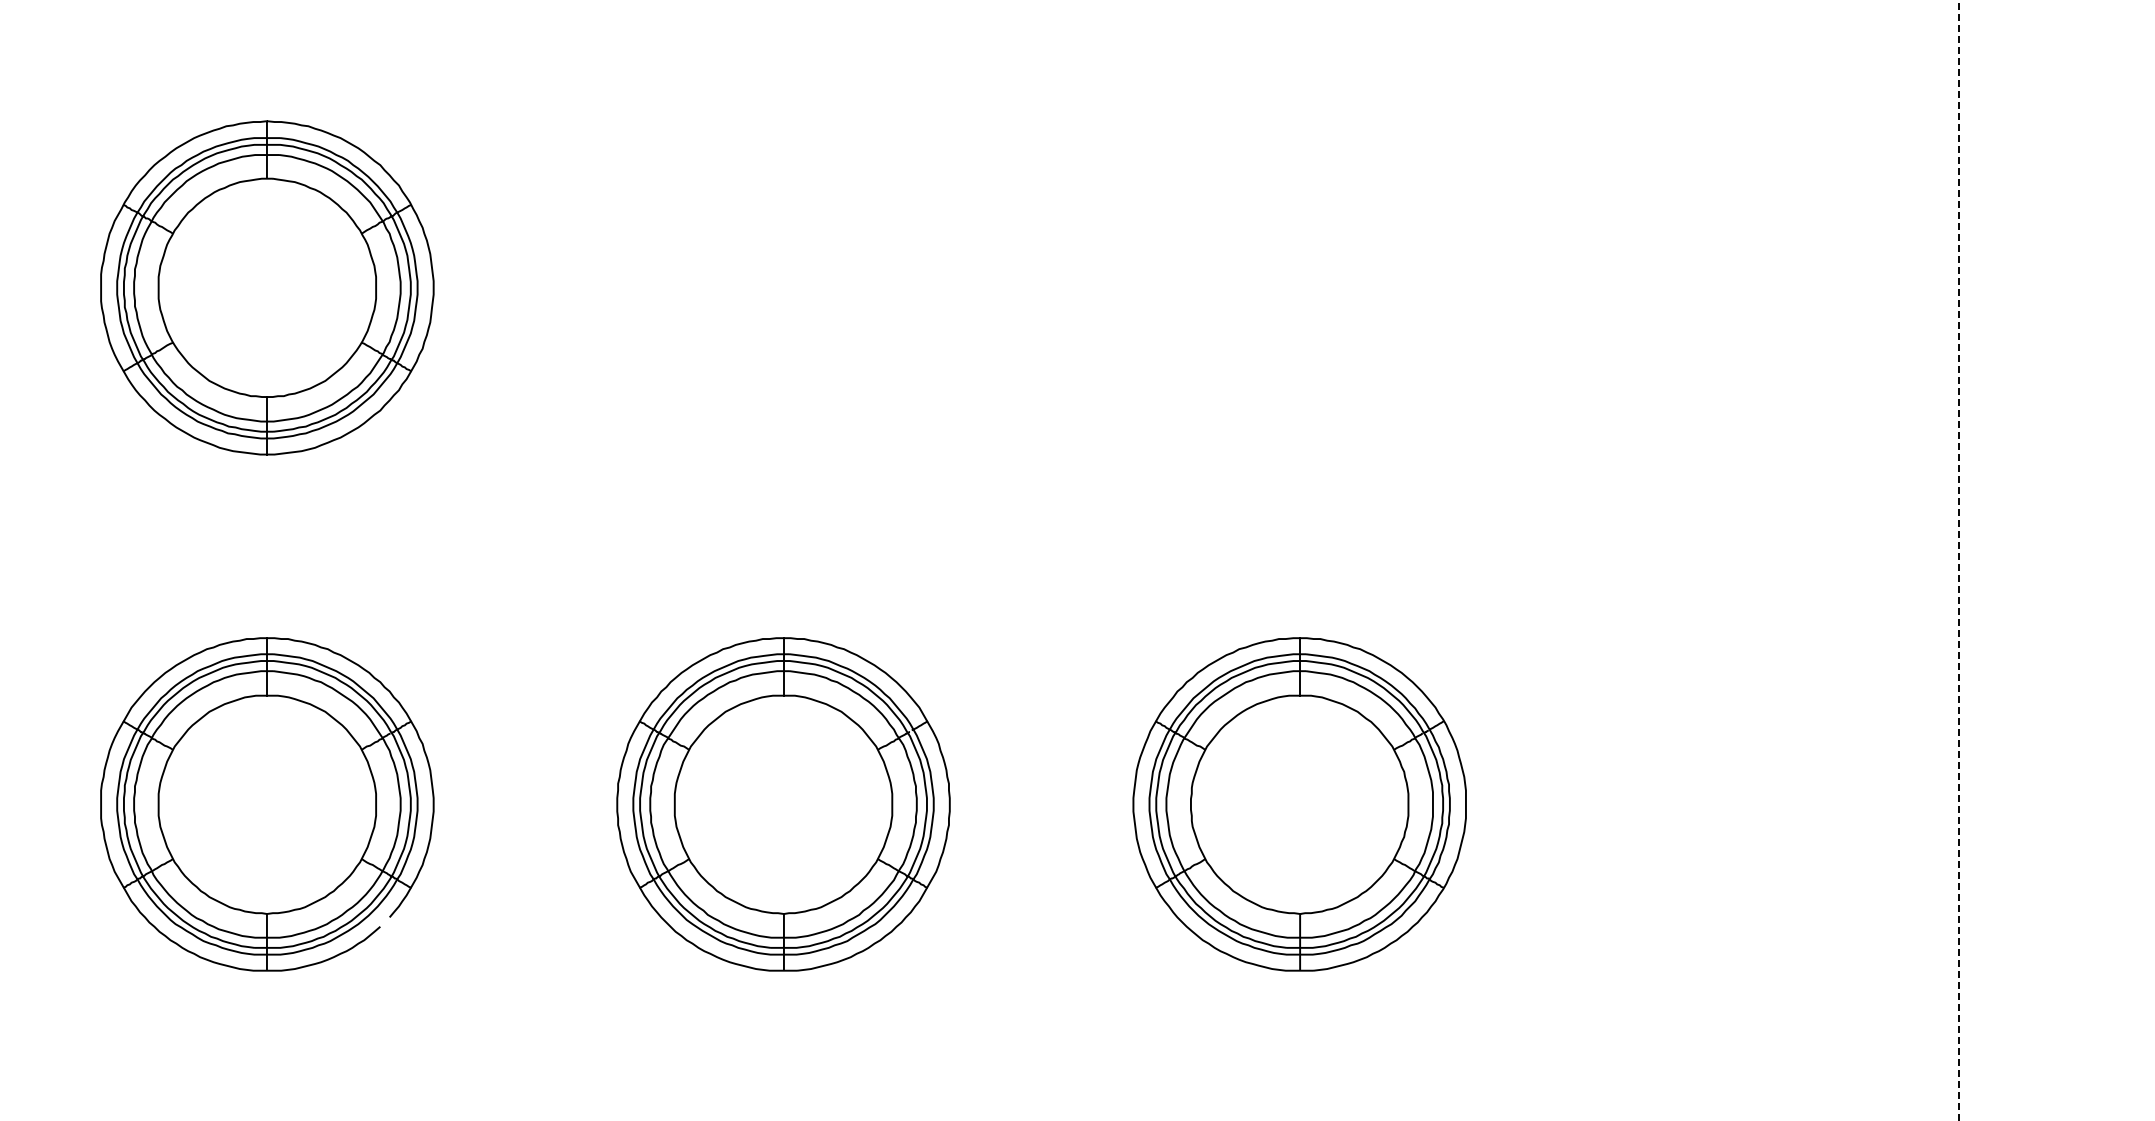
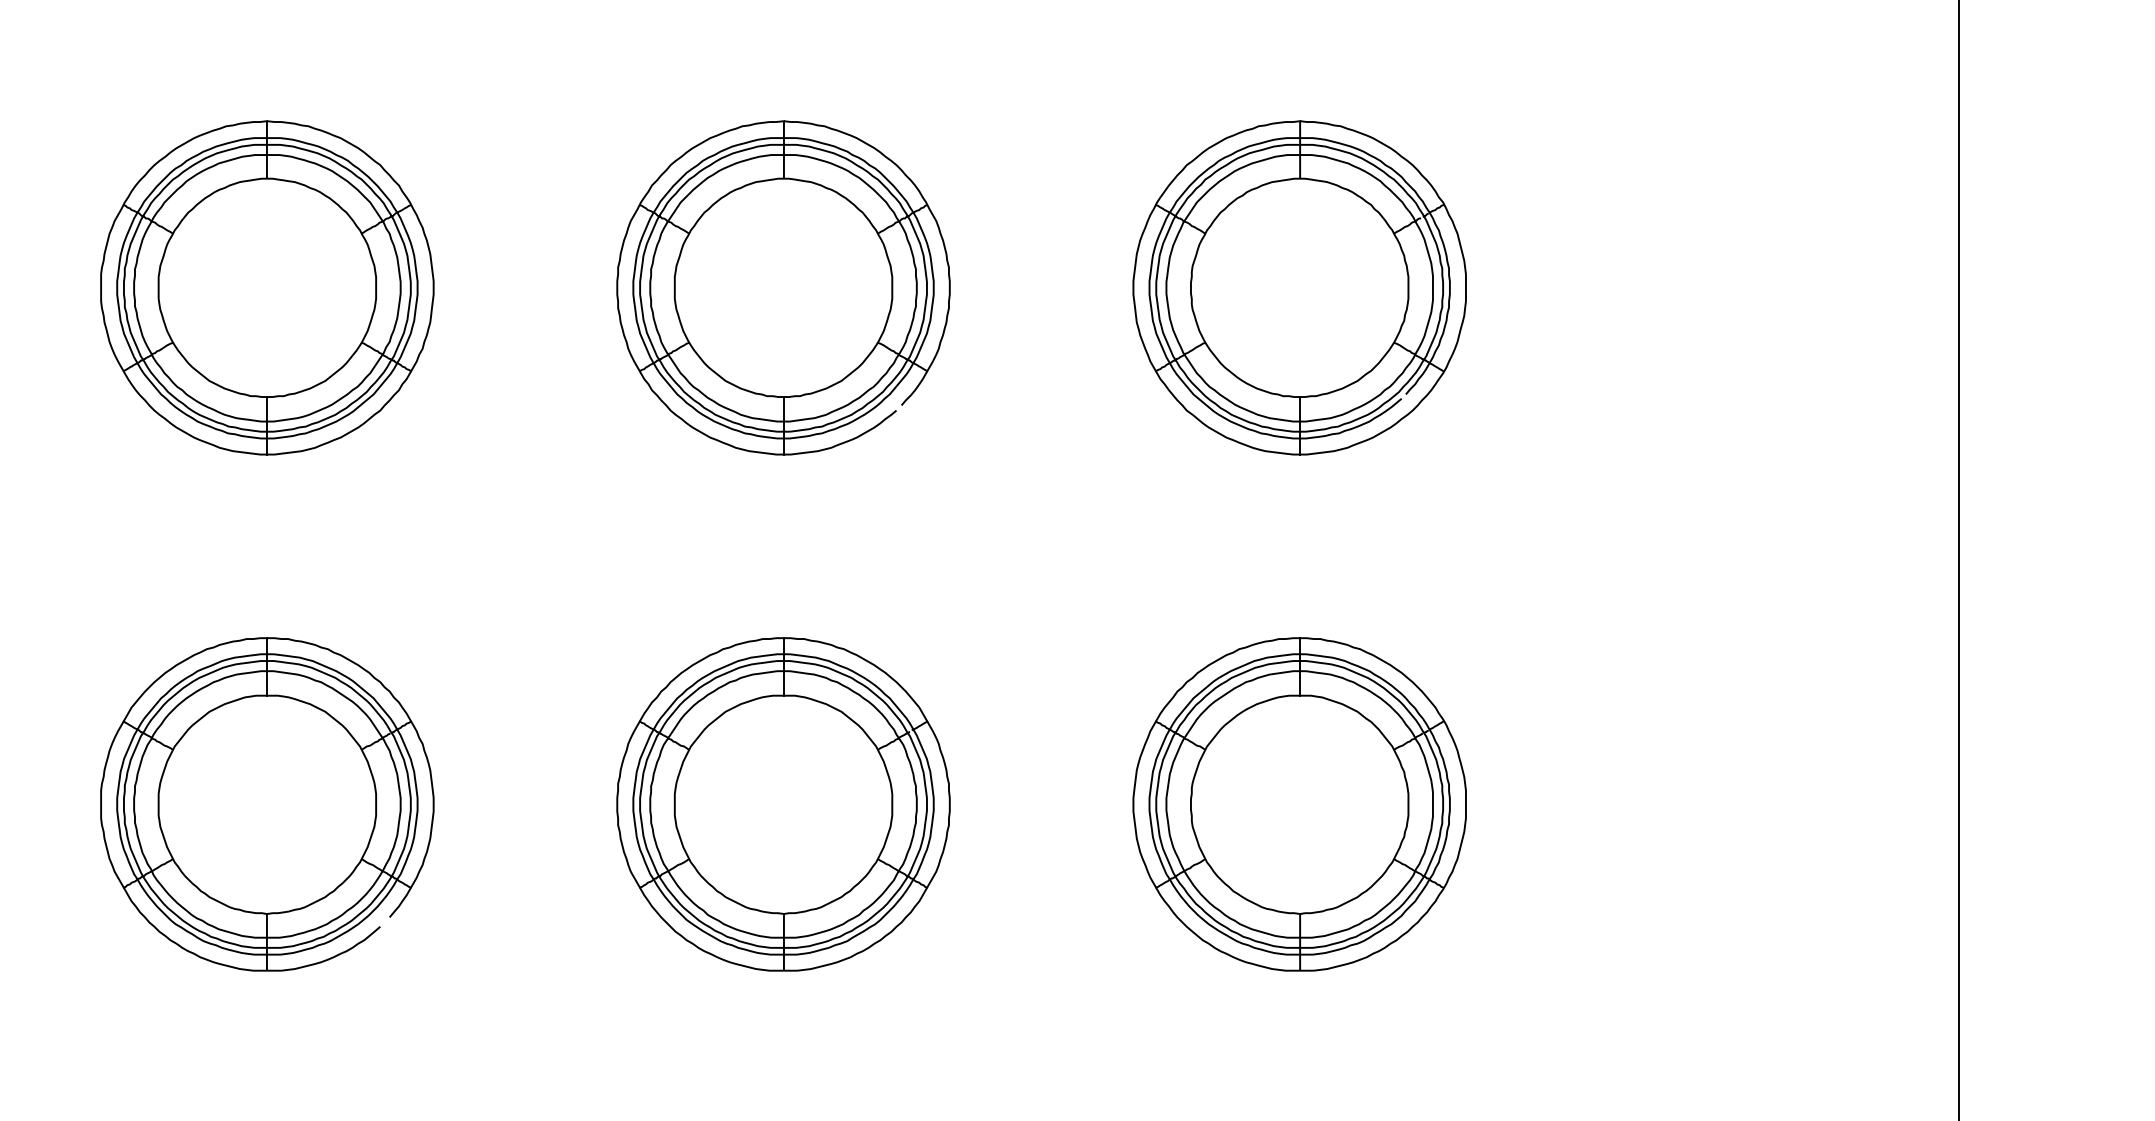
part: none -> present (783, 287)
part: none -> present (1299, 287)
line: dashed -> solid (1959, 561)
